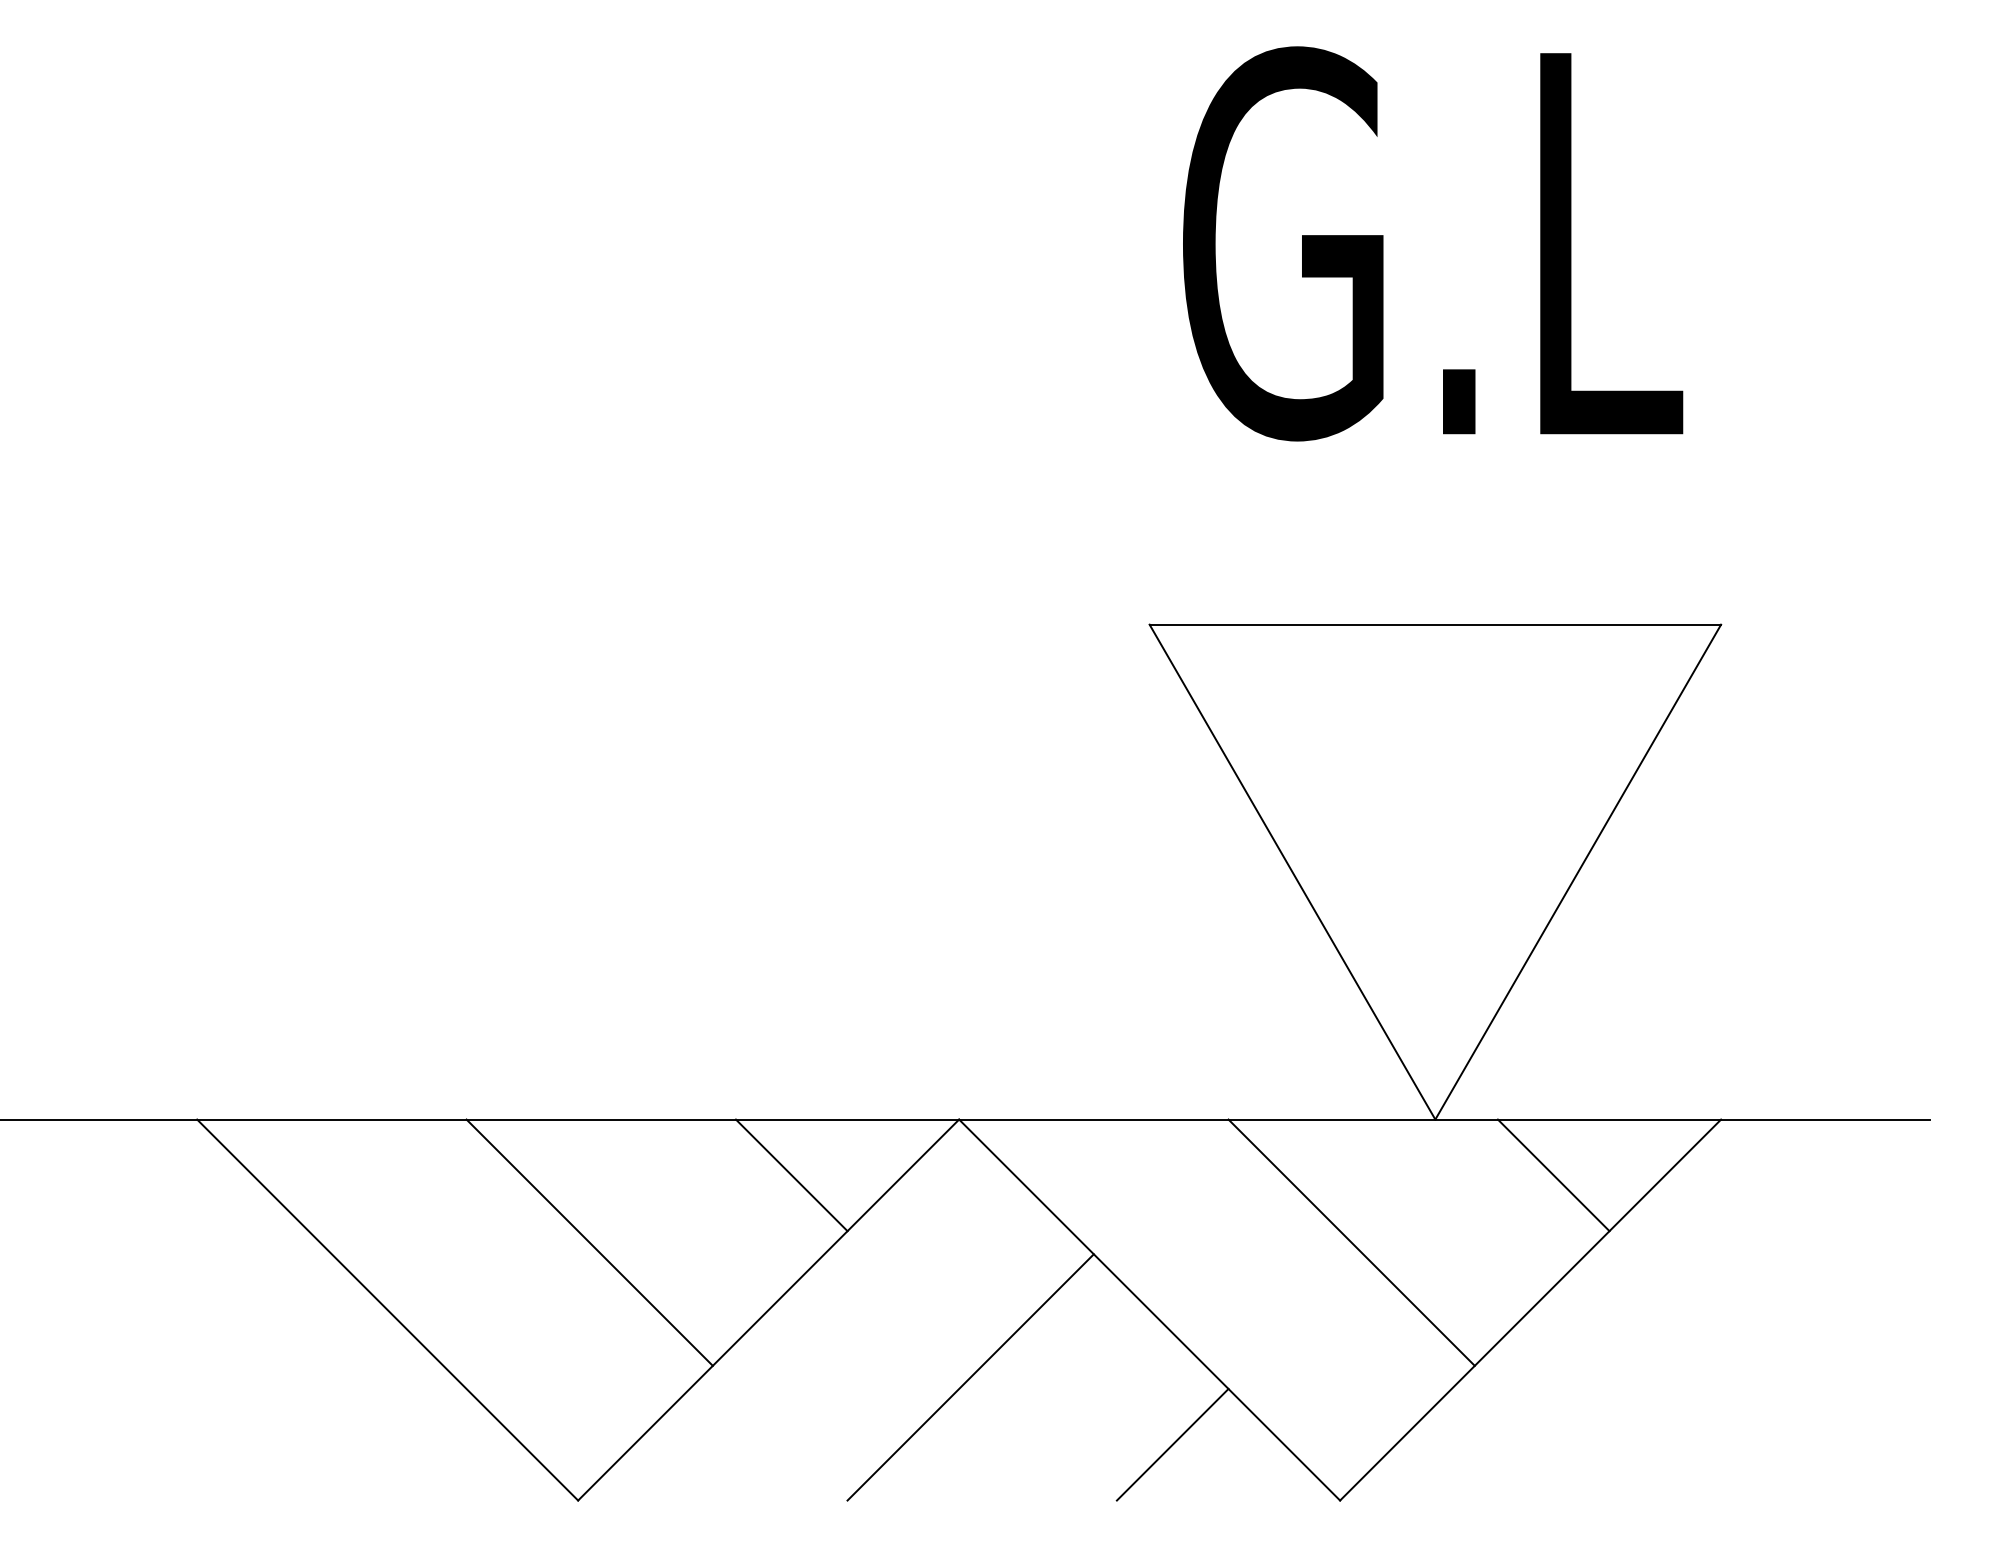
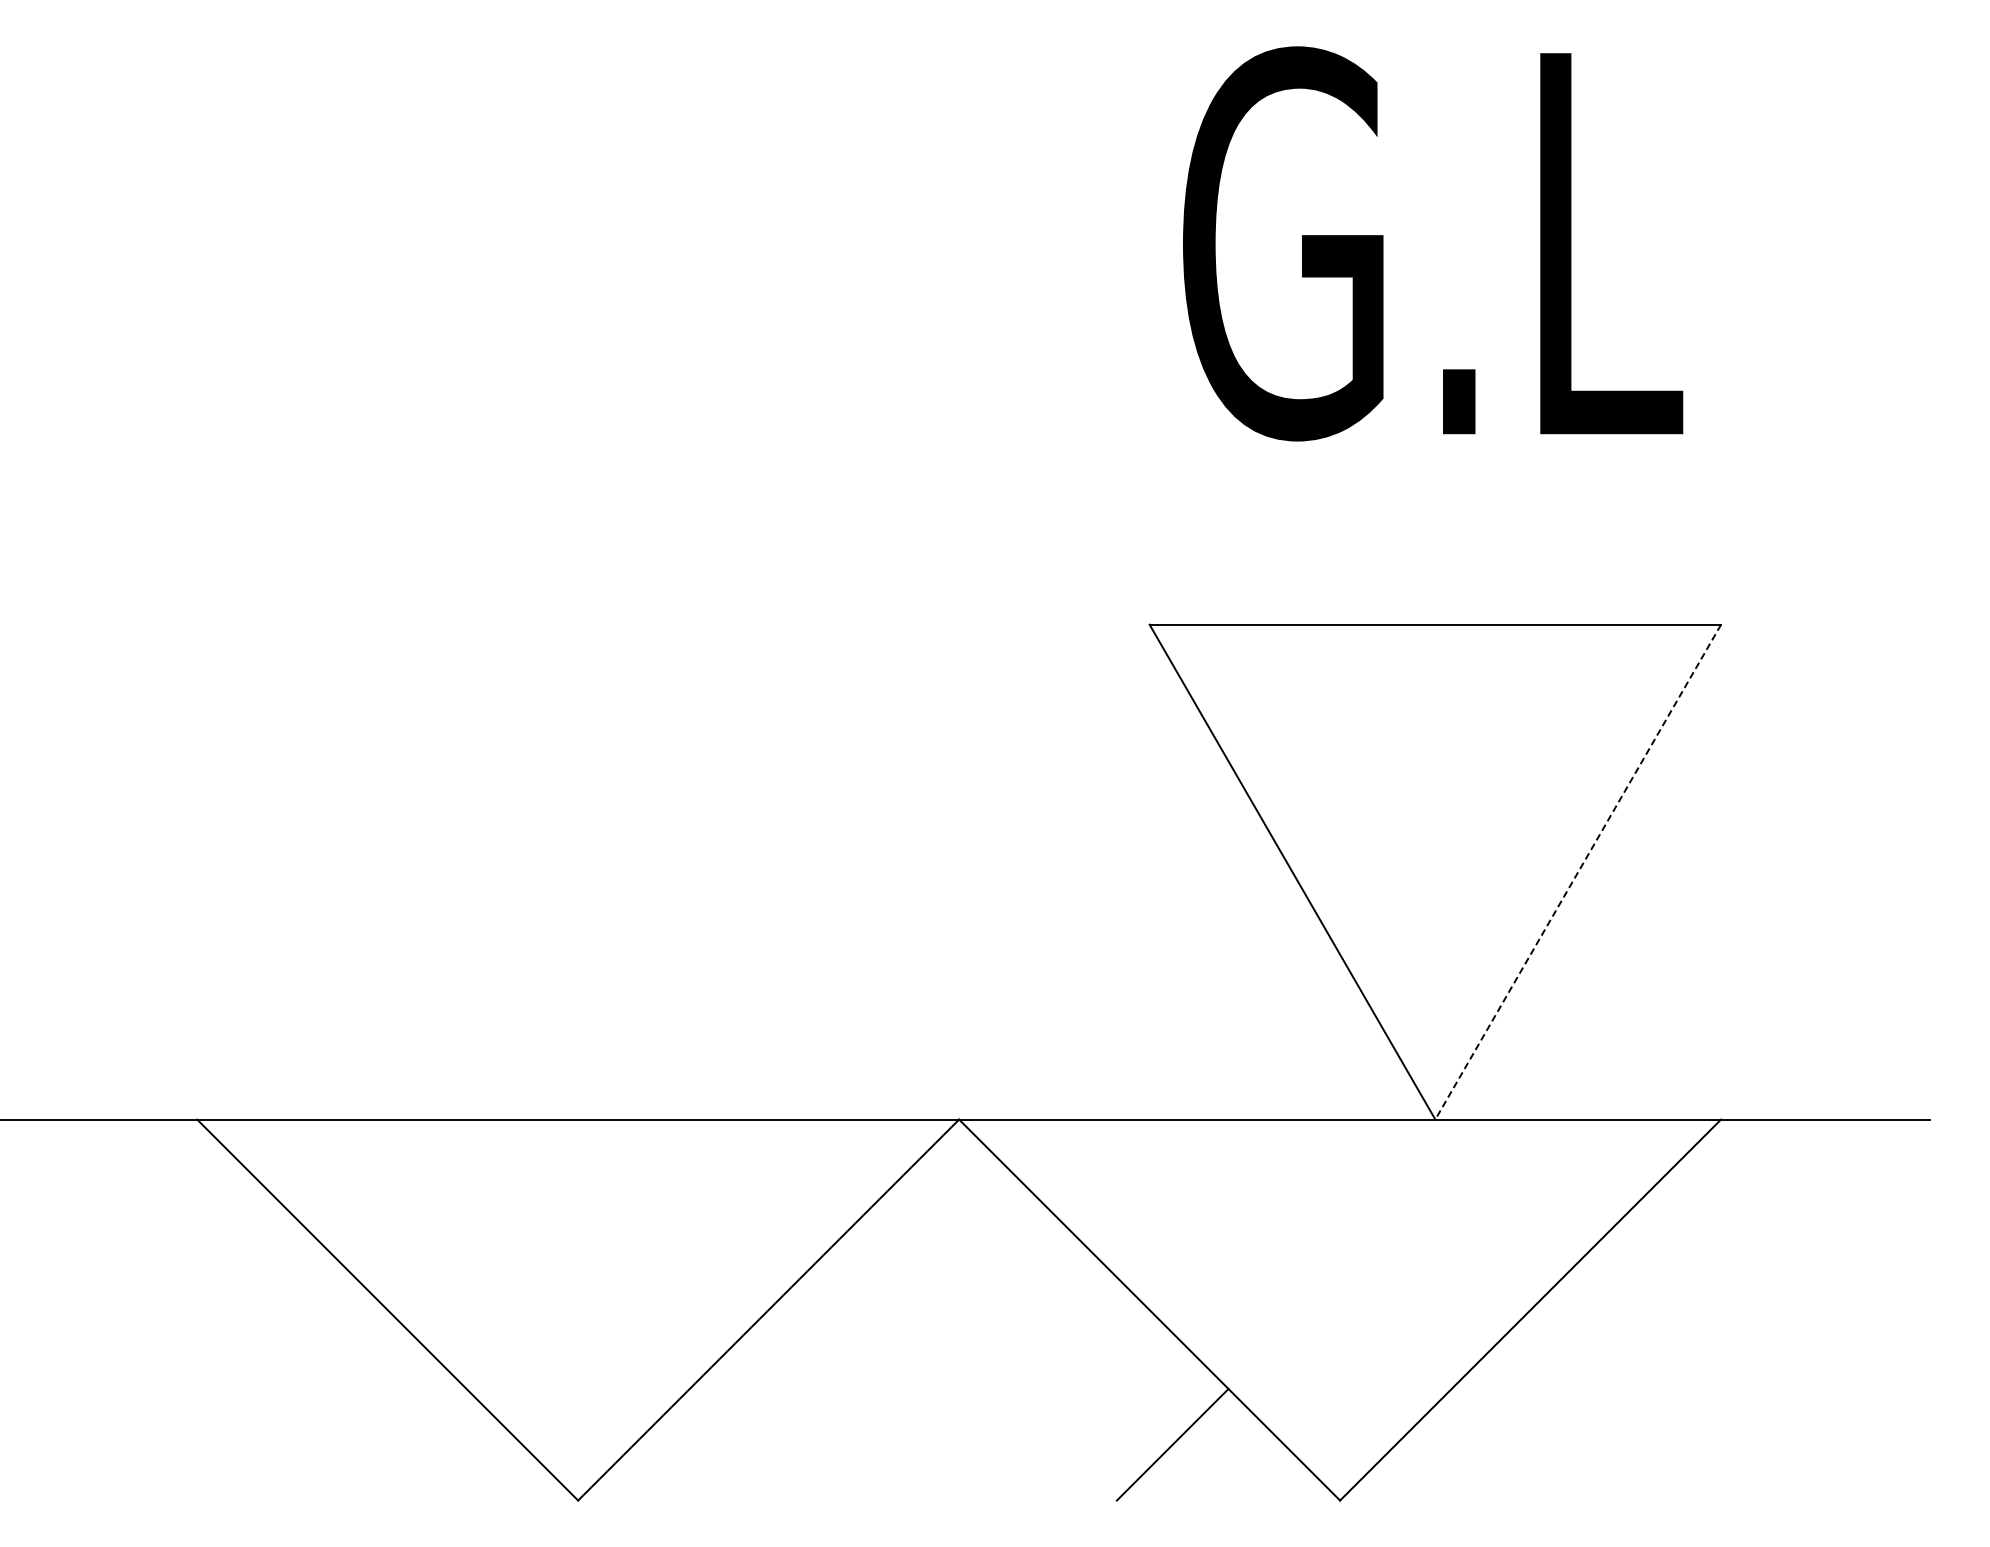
line: solid -> dashed (1578, 872)
line: present -> none (791, 1175)
line: present -> none (1553, 1175)
line: present -> none (589, 1242)
line: present -> none (1351, 1242)
line: present -> none (970, 1377)
